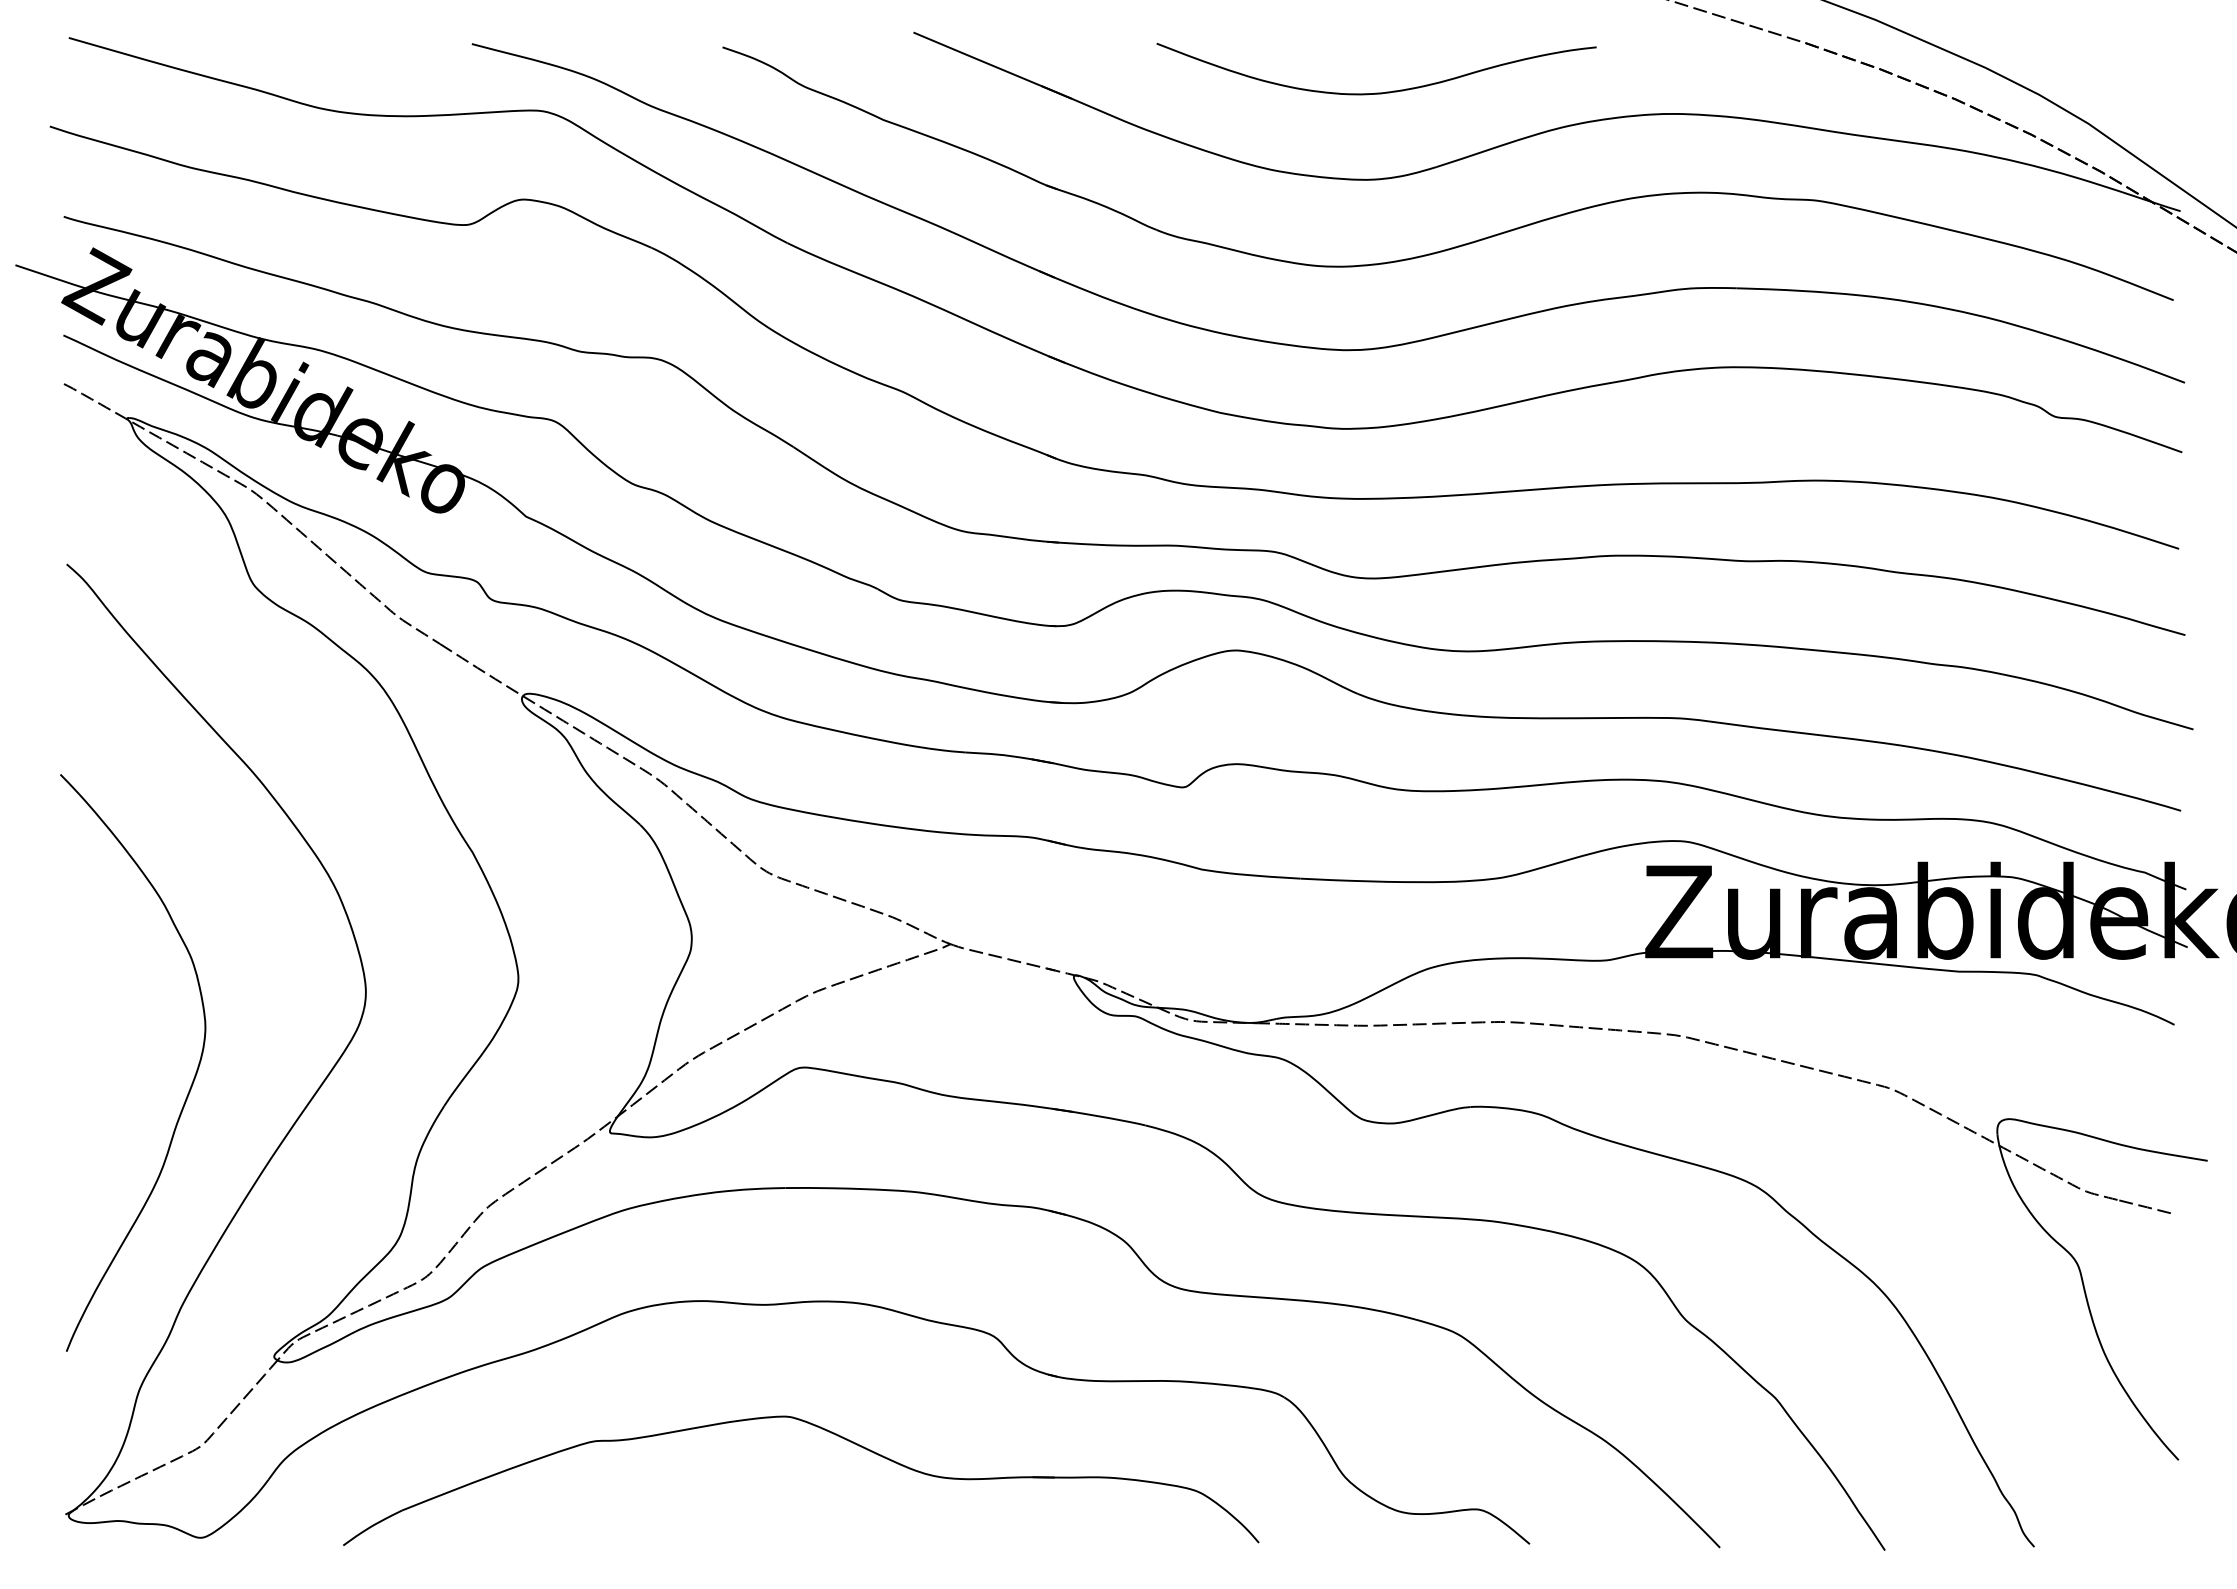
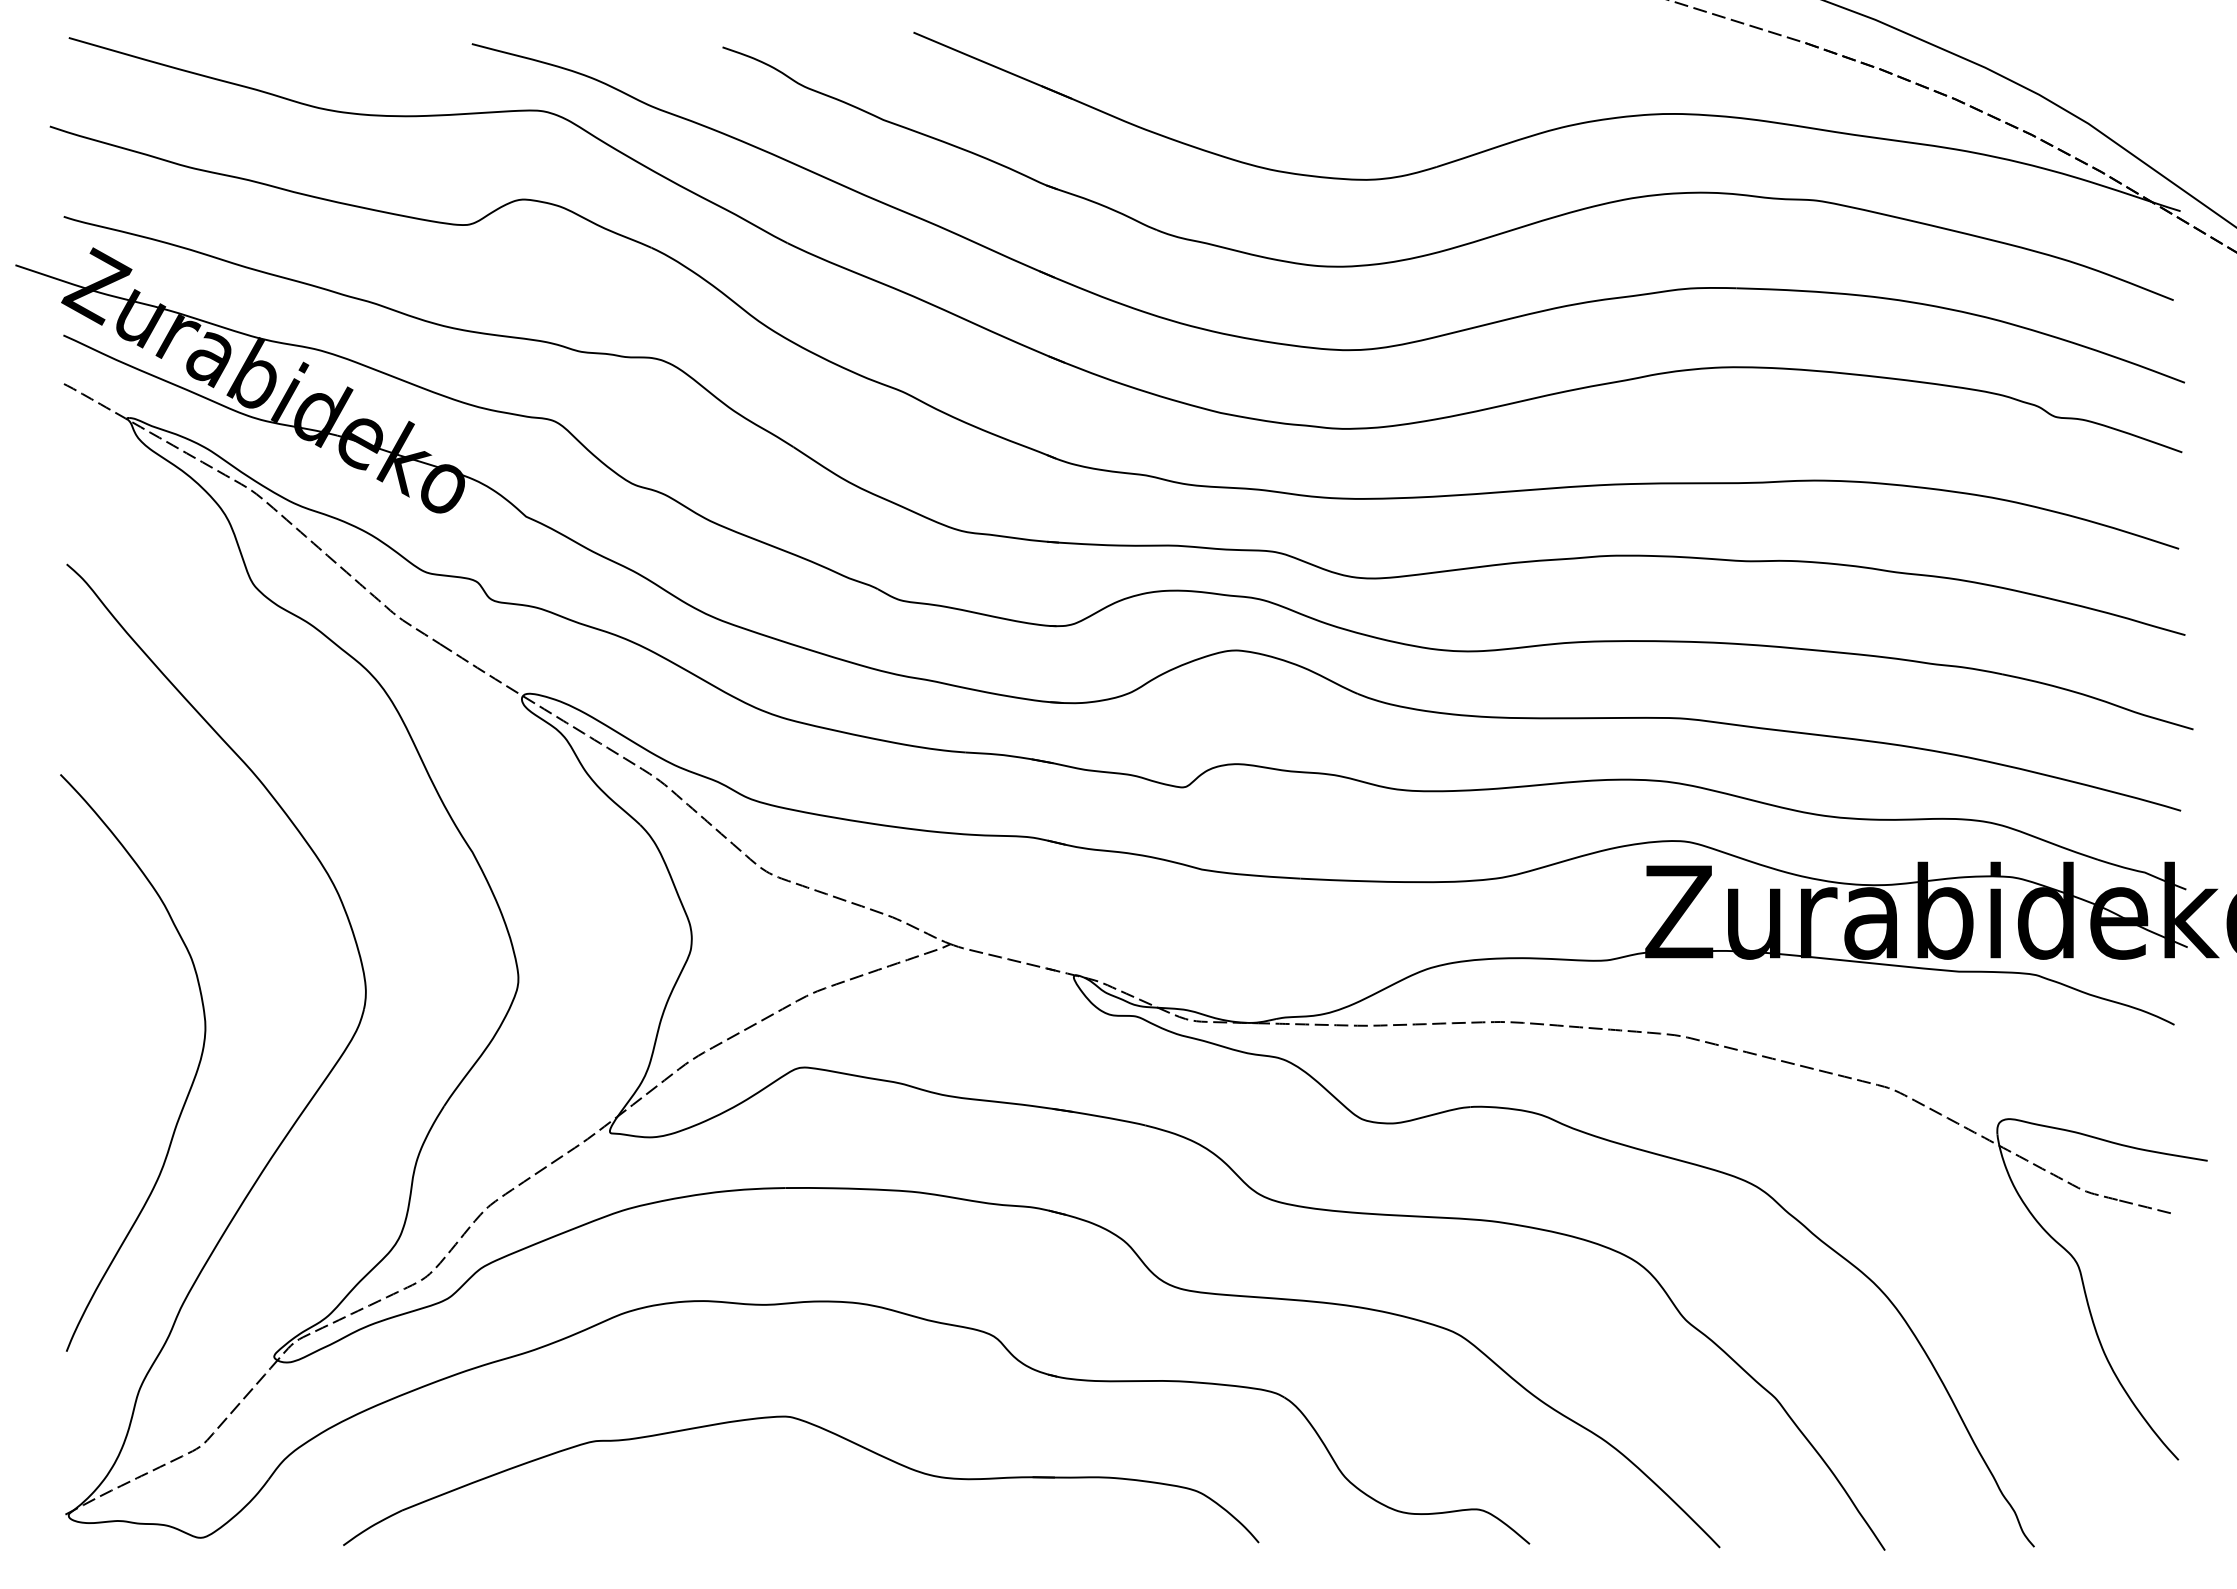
curve: present -> none (1376, 92)
